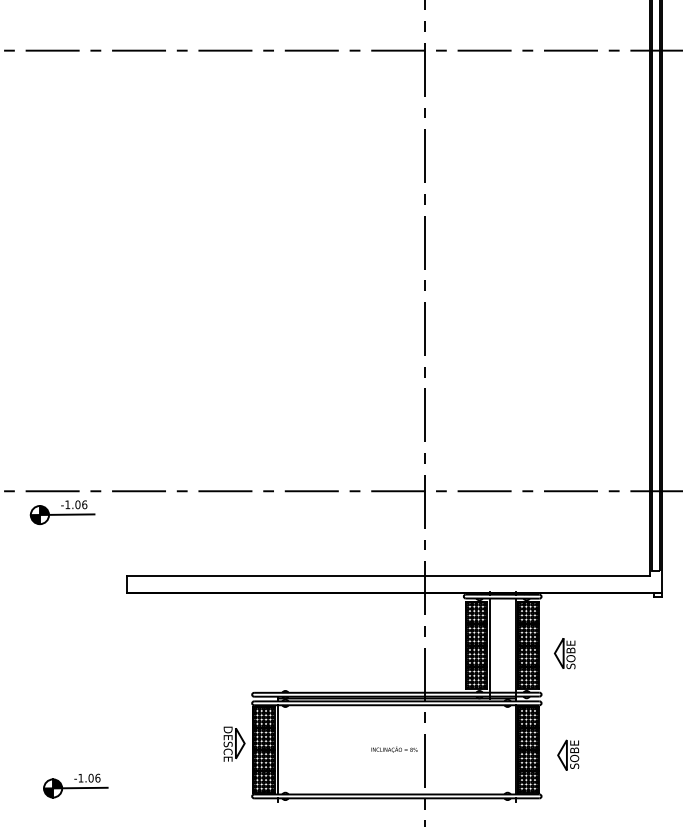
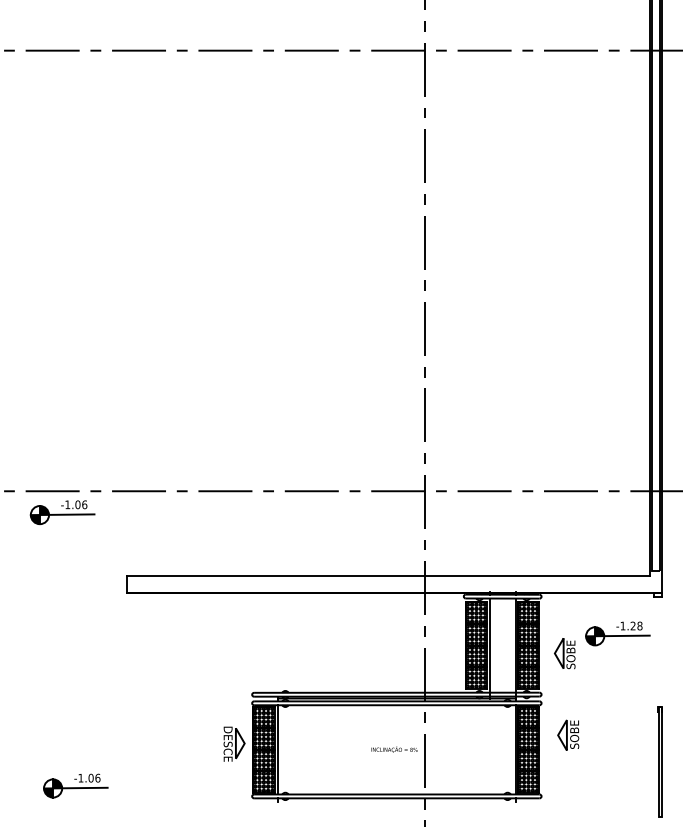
part: none -> present (617, 633)
part position: (568, 754) -> (568, 734) (568, 734)
part: none -> present (659, 761)
